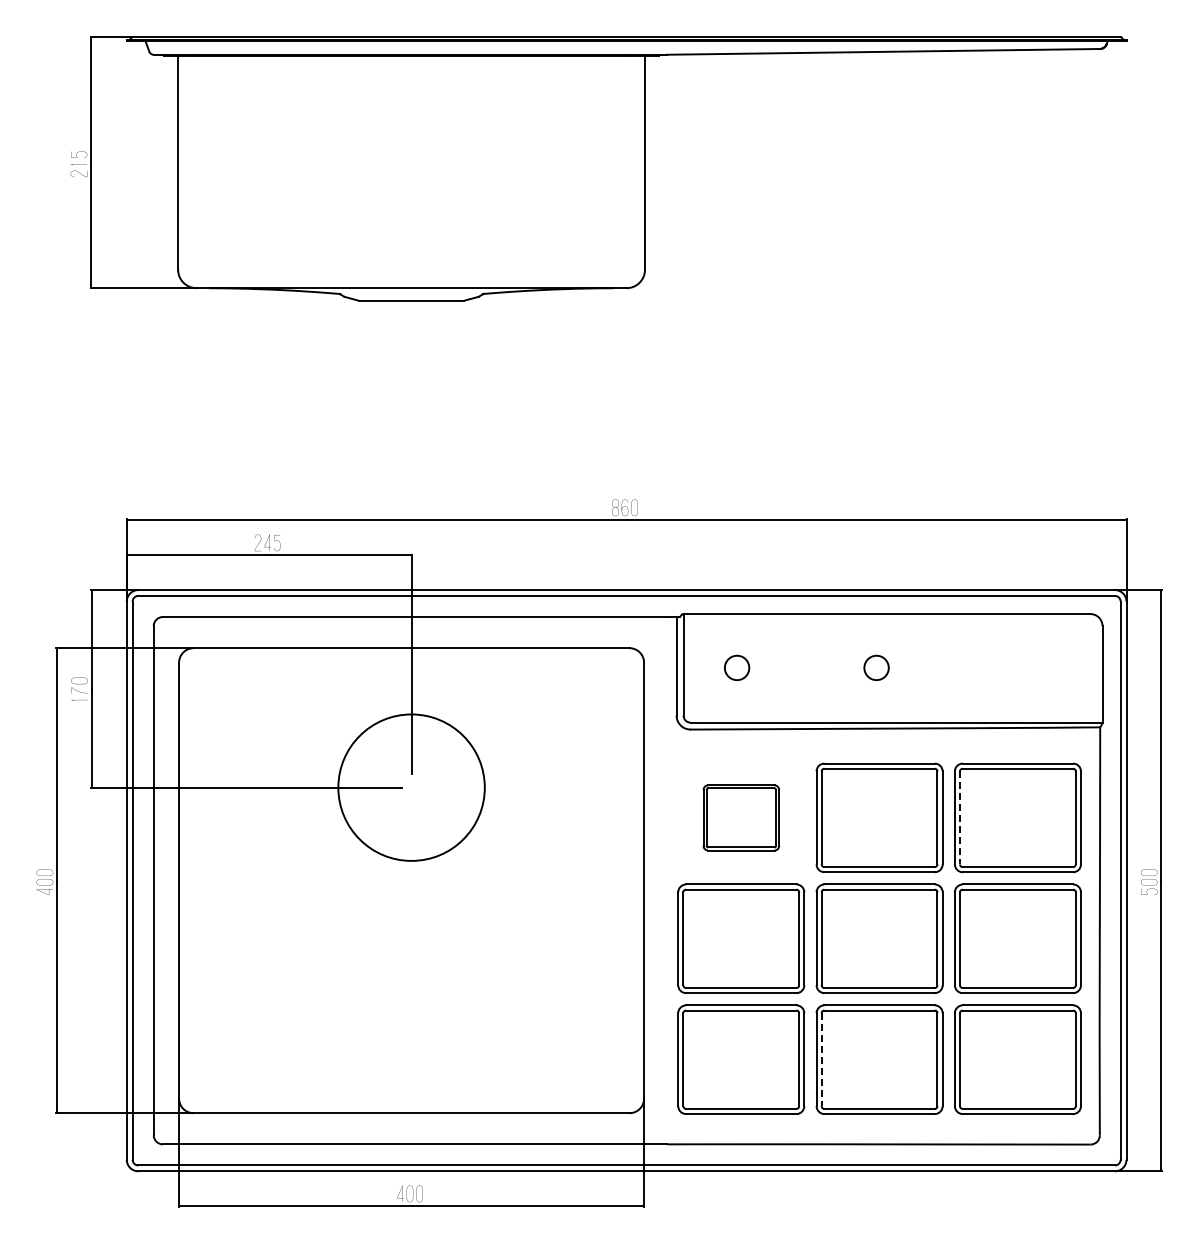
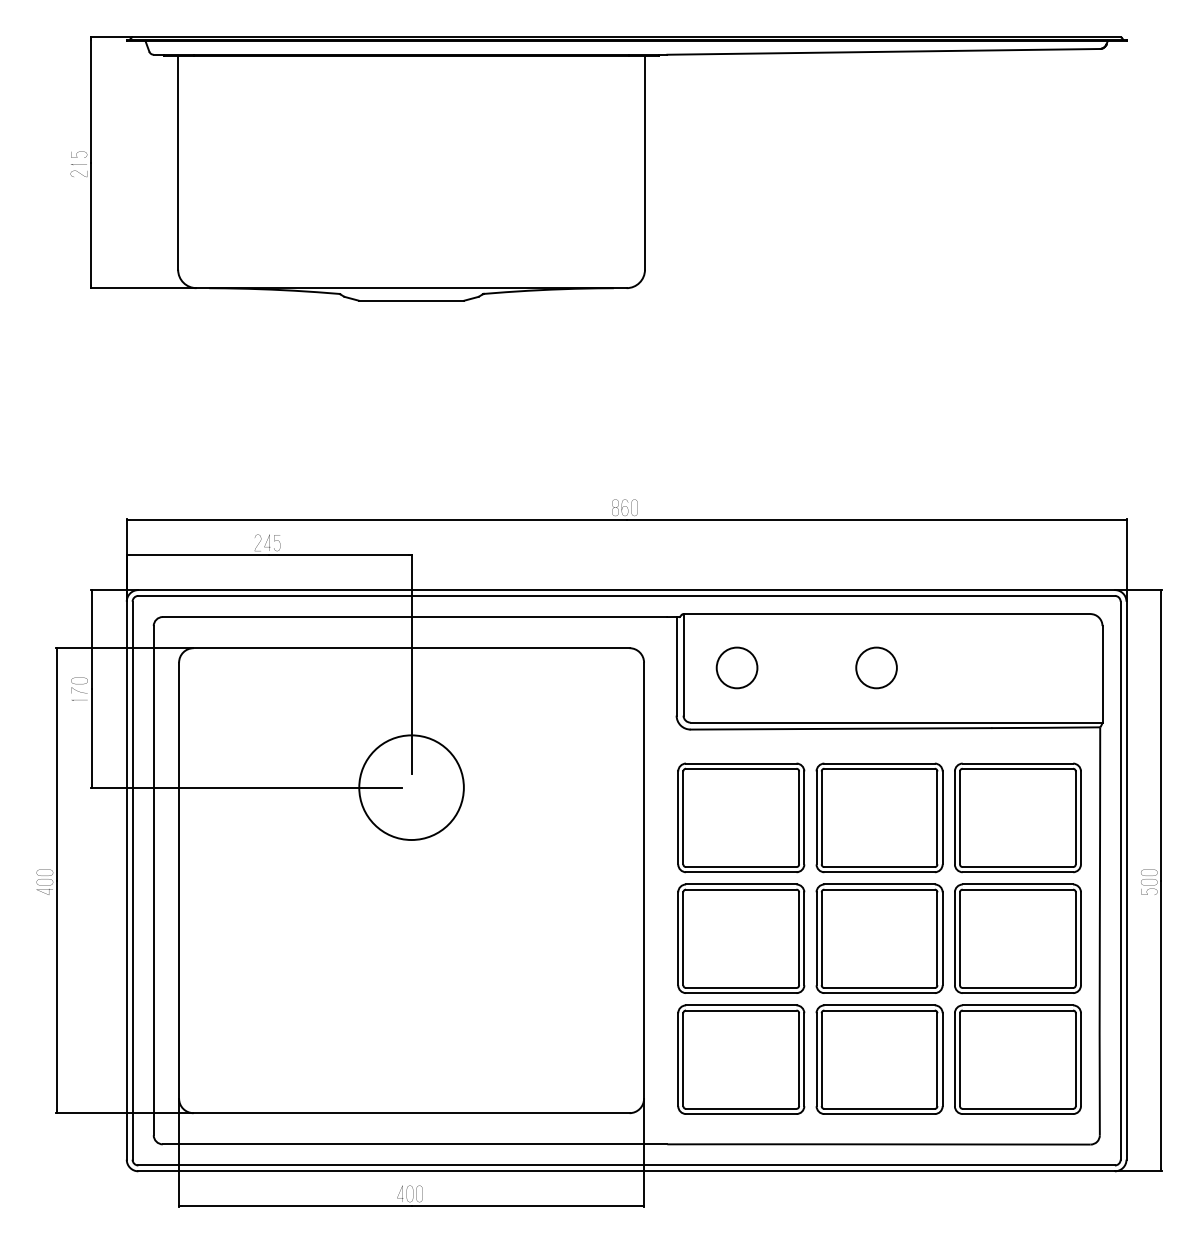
circle diameter: 24 px -> 41 px (736, 667)
circle diameter: 24 px -> 41 px (876, 667)
circle diameter: 146 px -> 105 px (411, 787)
part size: 79x68 px -> 129x112 px (741, 817)
line: dashed -> solid (960, 818)
line: dashed -> solid (821, 1060)
